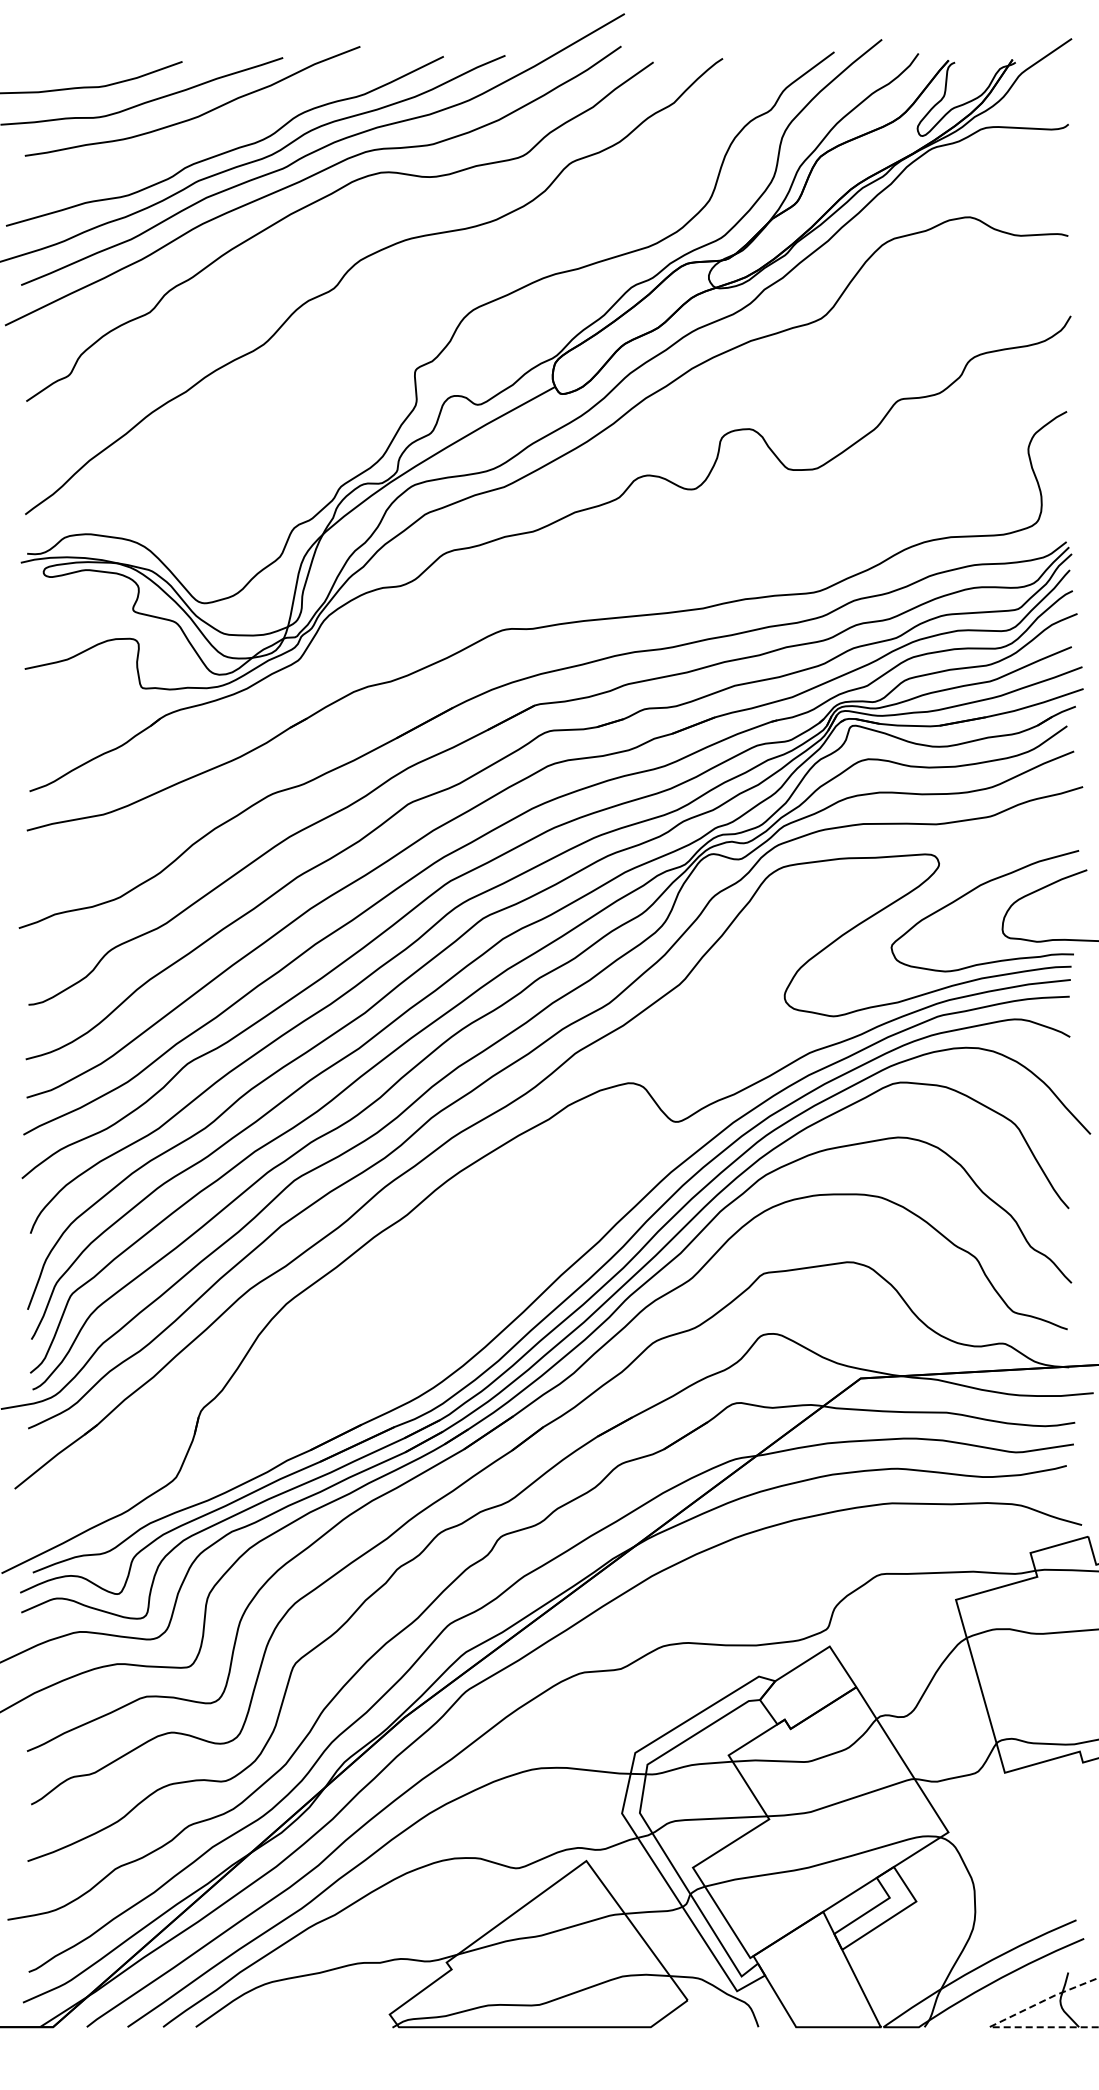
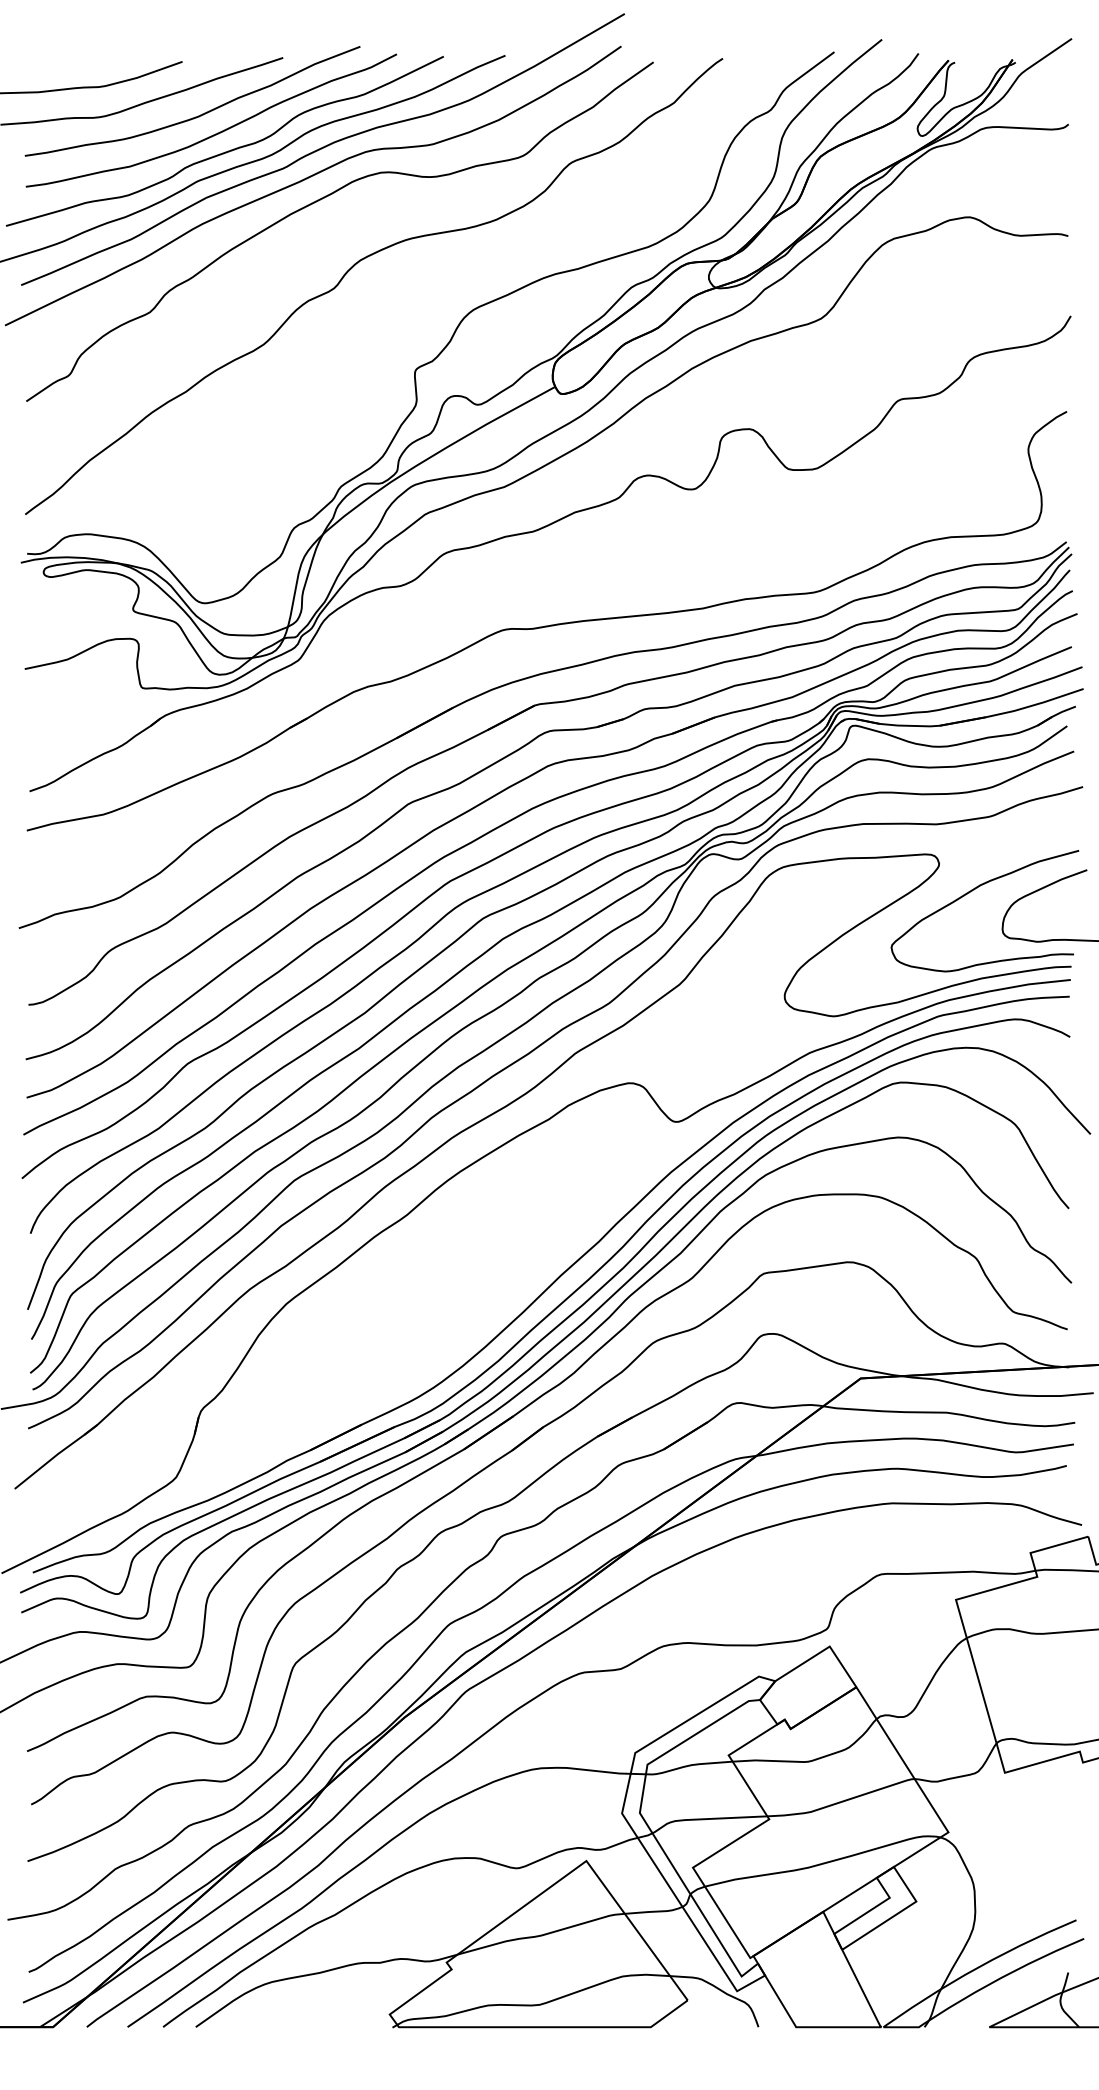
curve: none -> present (217, 132)
line: dashed -> solid (994, 2024)
